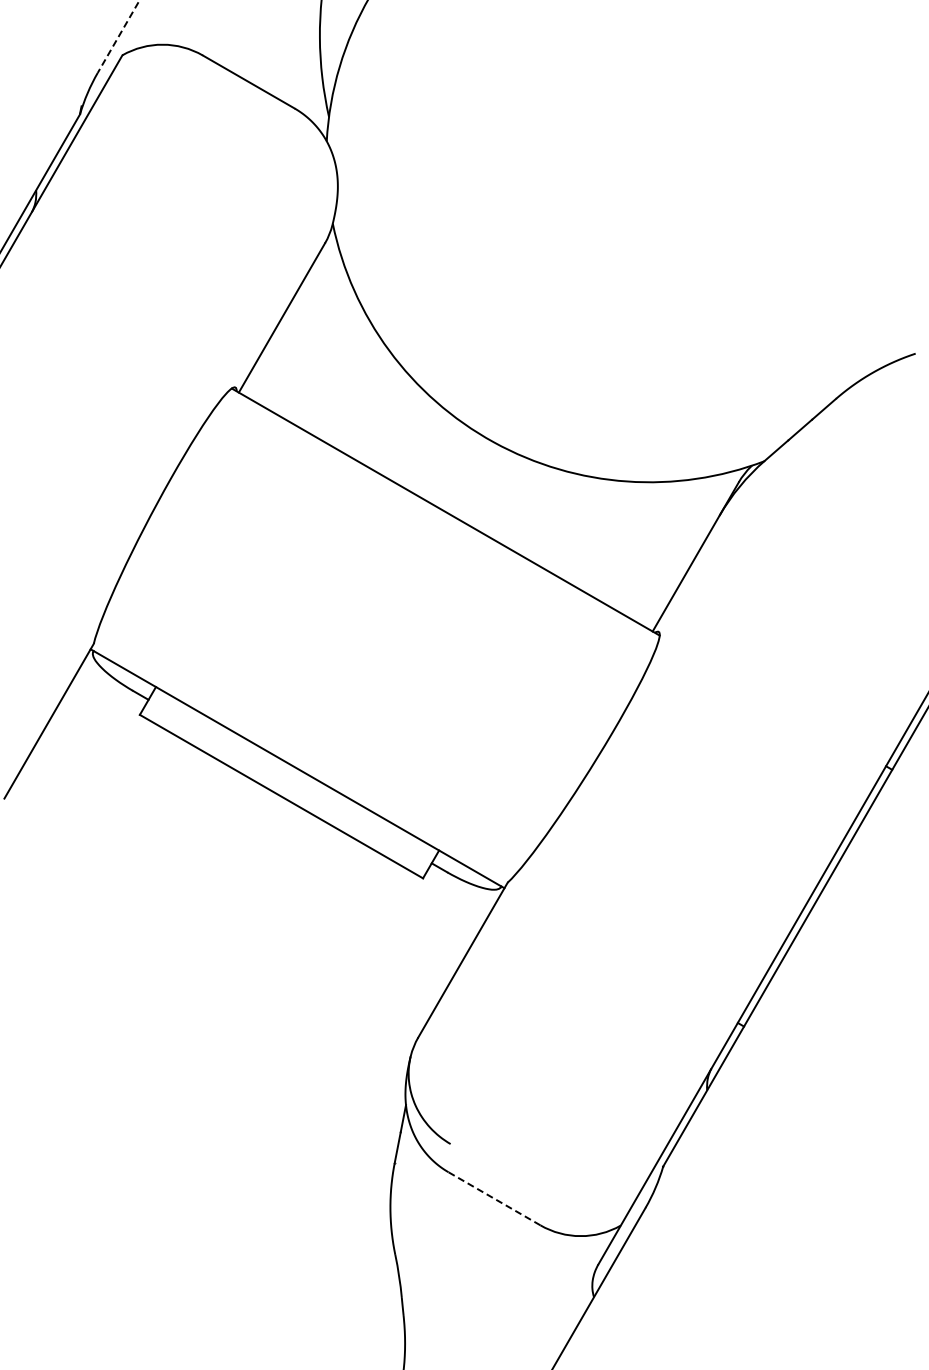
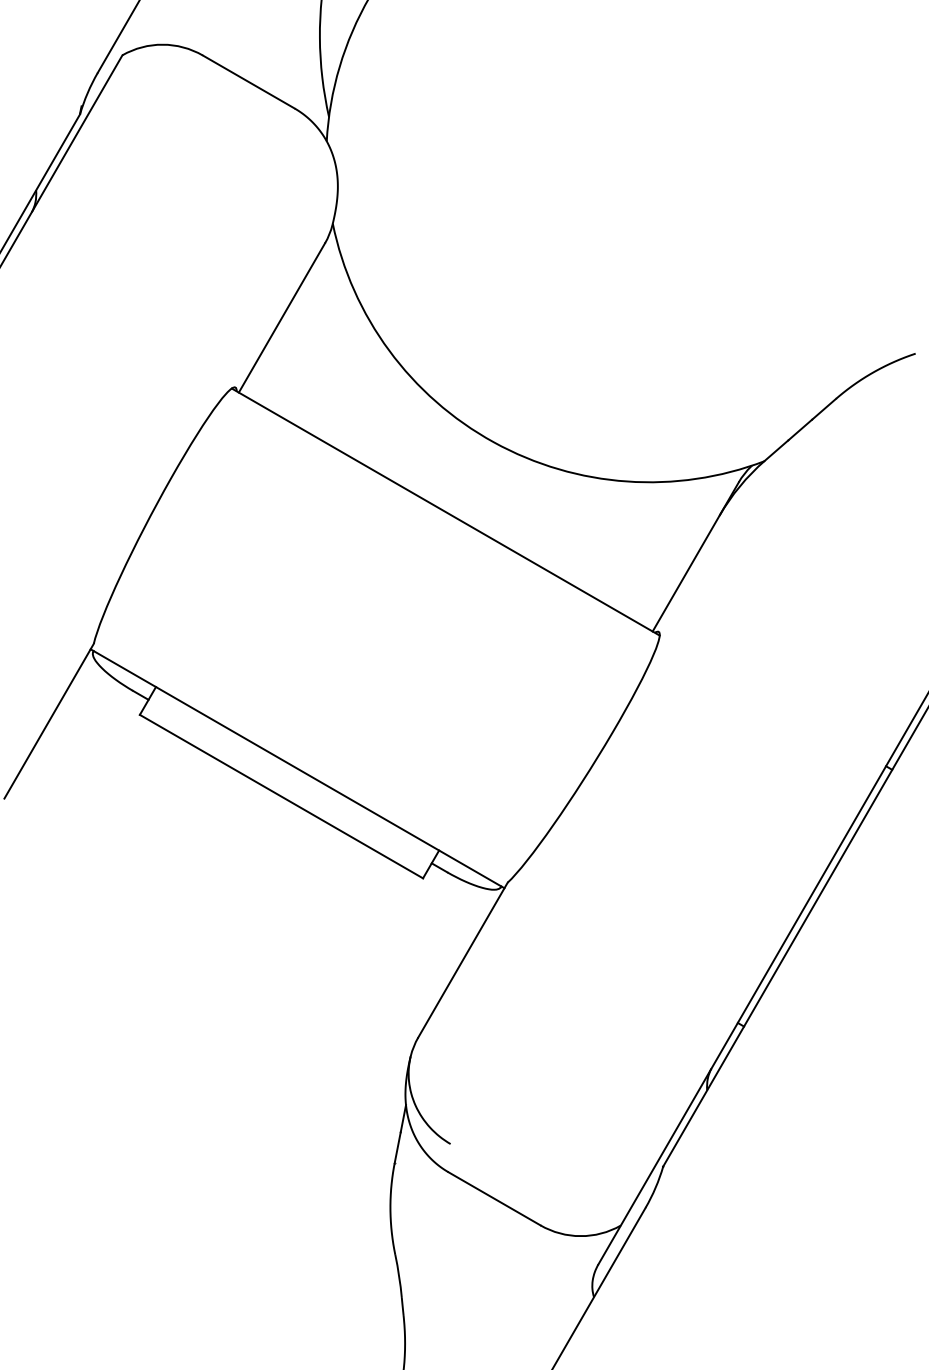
line: dashed -> solid (118, 36)
line: dashed -> solid (494, 1198)
